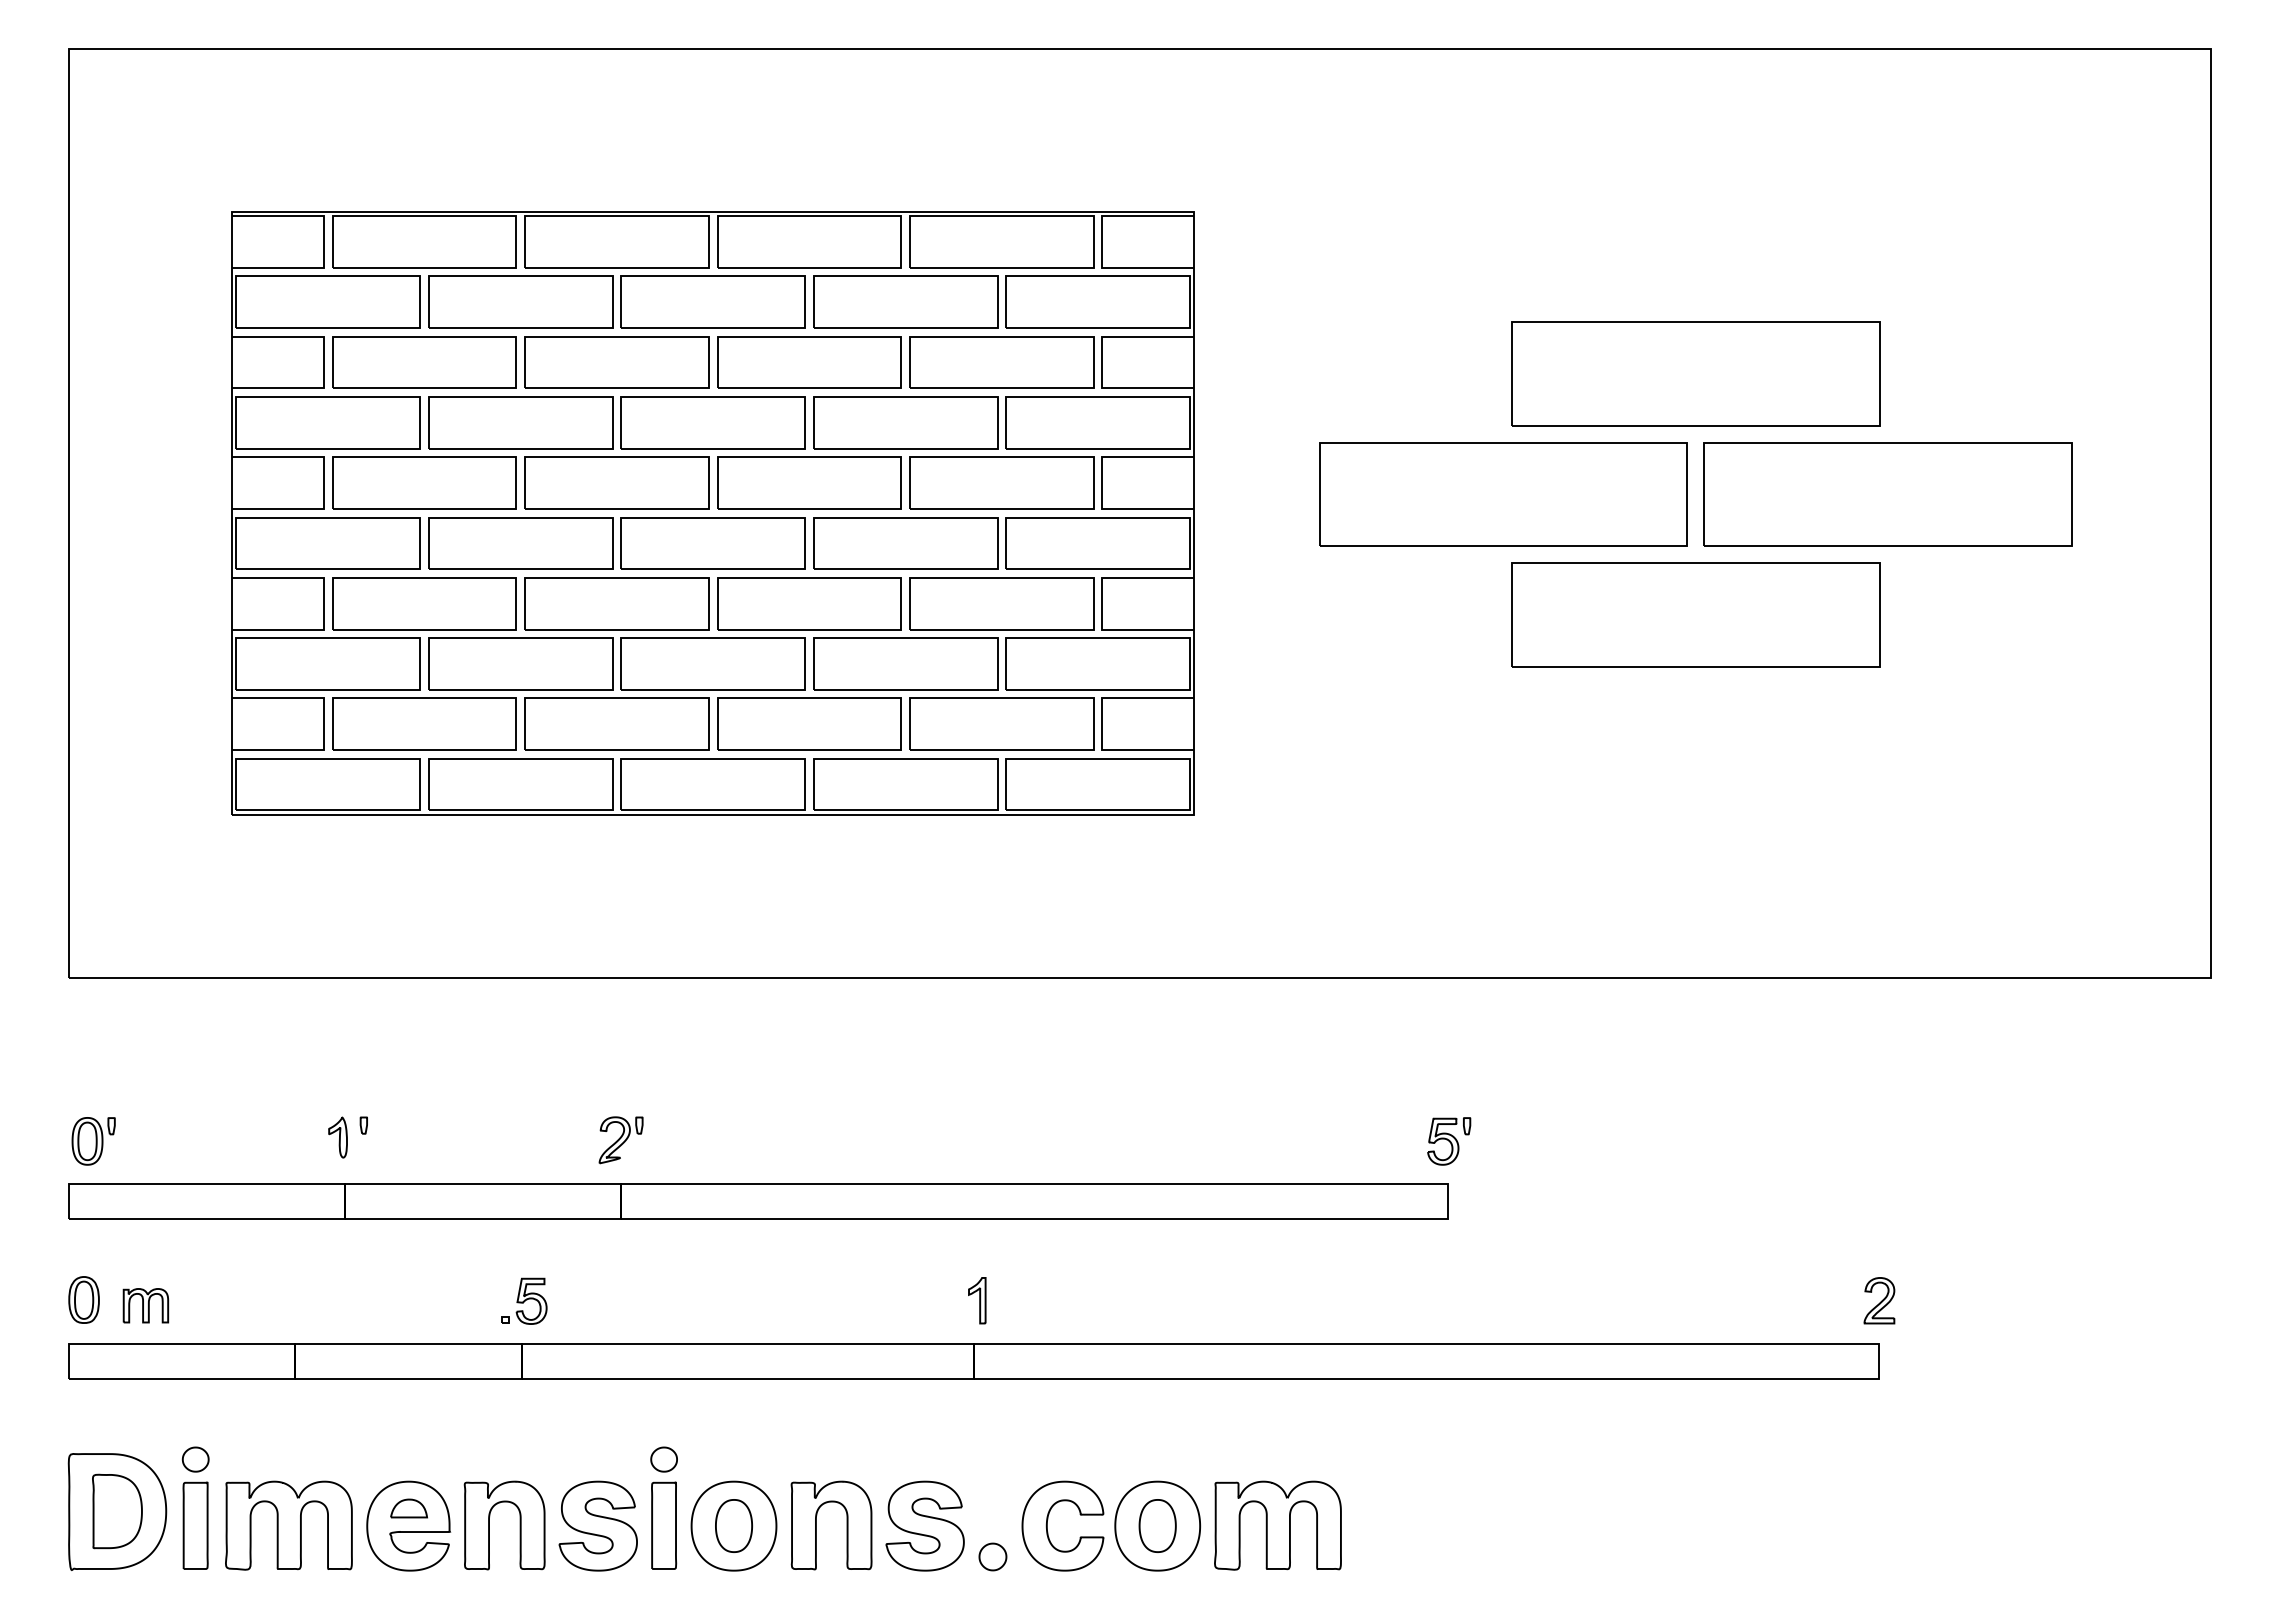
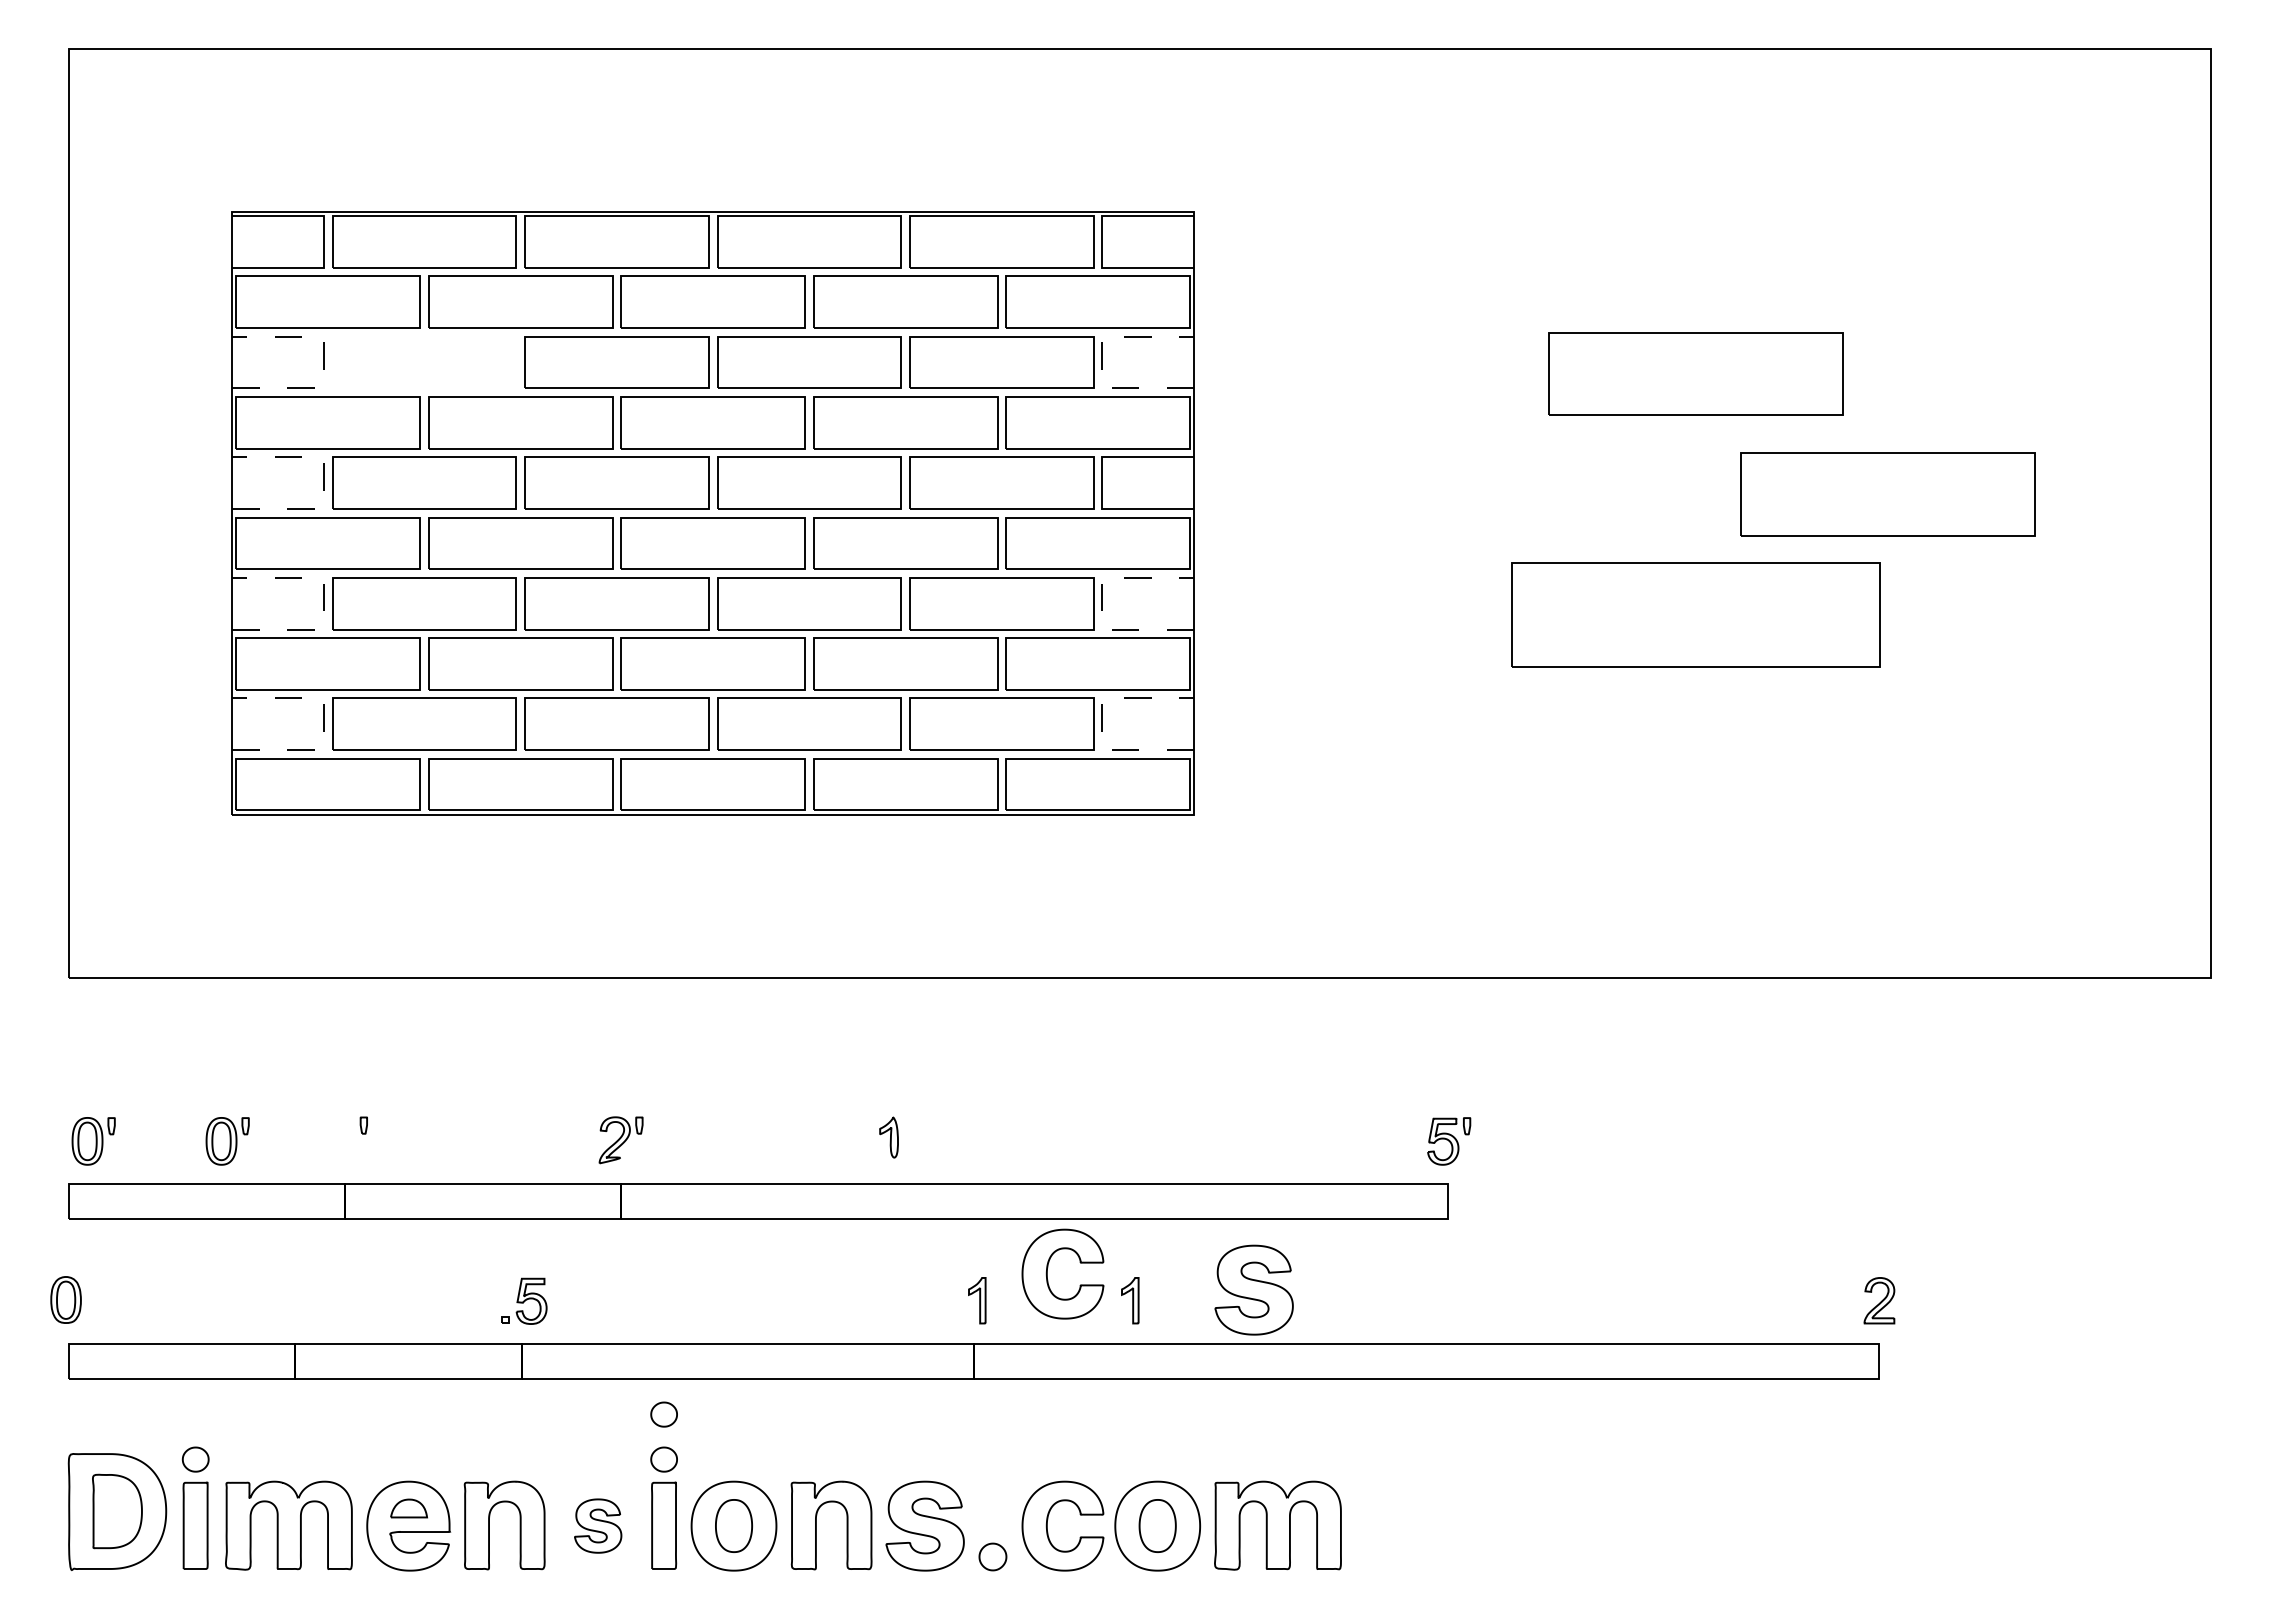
line: solid -> dashed (324, 362)
part: present -> none (424, 362)
line: solid -> dashed (1102, 362)
part size: 370x106 px -> 296x84 px (1695, 373)
line: solid -> dashed (324, 483)
part: present -> none (1503, 494)
part size: 370x105 px -> 296x85 px (1887, 494)
line: solid -> dashed (324, 603)
line: solid -> dashed (1102, 603)
line: solid -> dashed (324, 724)
line: solid -> dashed (1102, 724)
part position: (337, 1137) -> (888, 1137) (888, 1137)
part: none -> present (227, 1141)
part: none -> present (1047, 1273)
part: none -> present (1253, 1289)
part position: (83, 1299) -> (65, 1299) (65, 1299)
part: none -> present (1130, 1300)
part: present -> none (145, 1305)
part: none -> present (663, 1414)
part size: 80x92 px -> 49x56 px (598, 1525)
